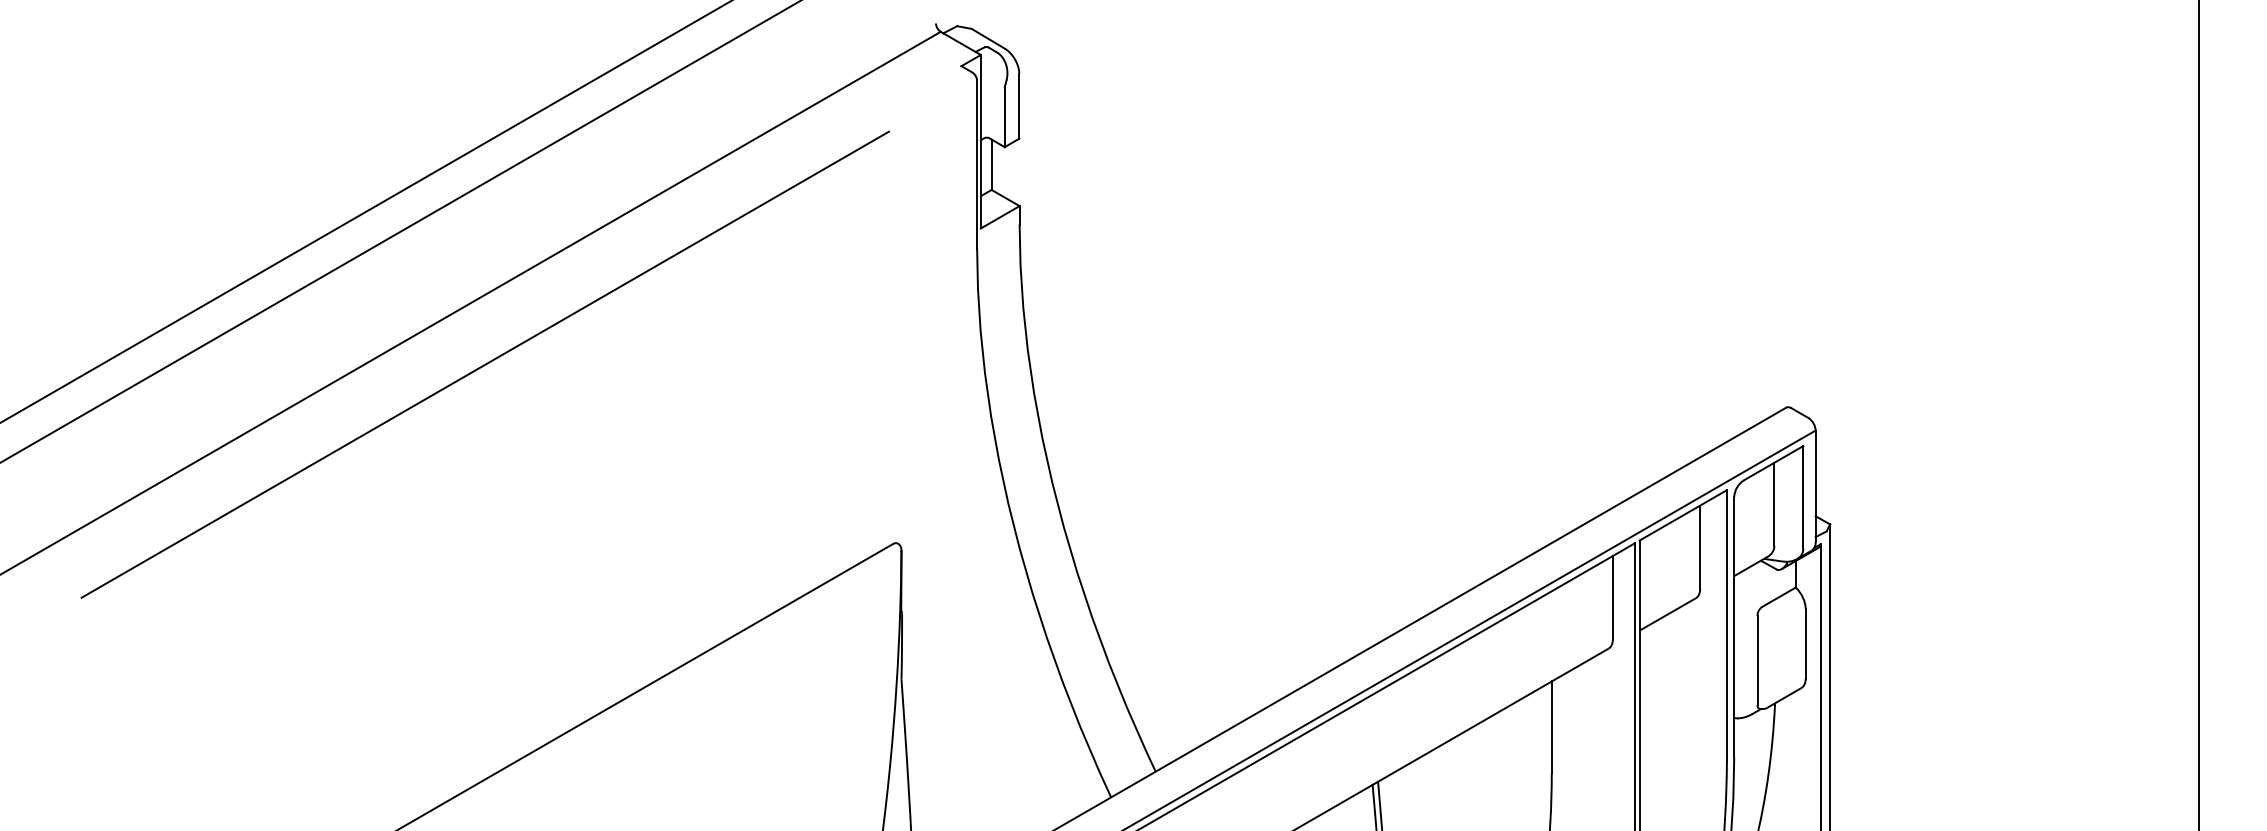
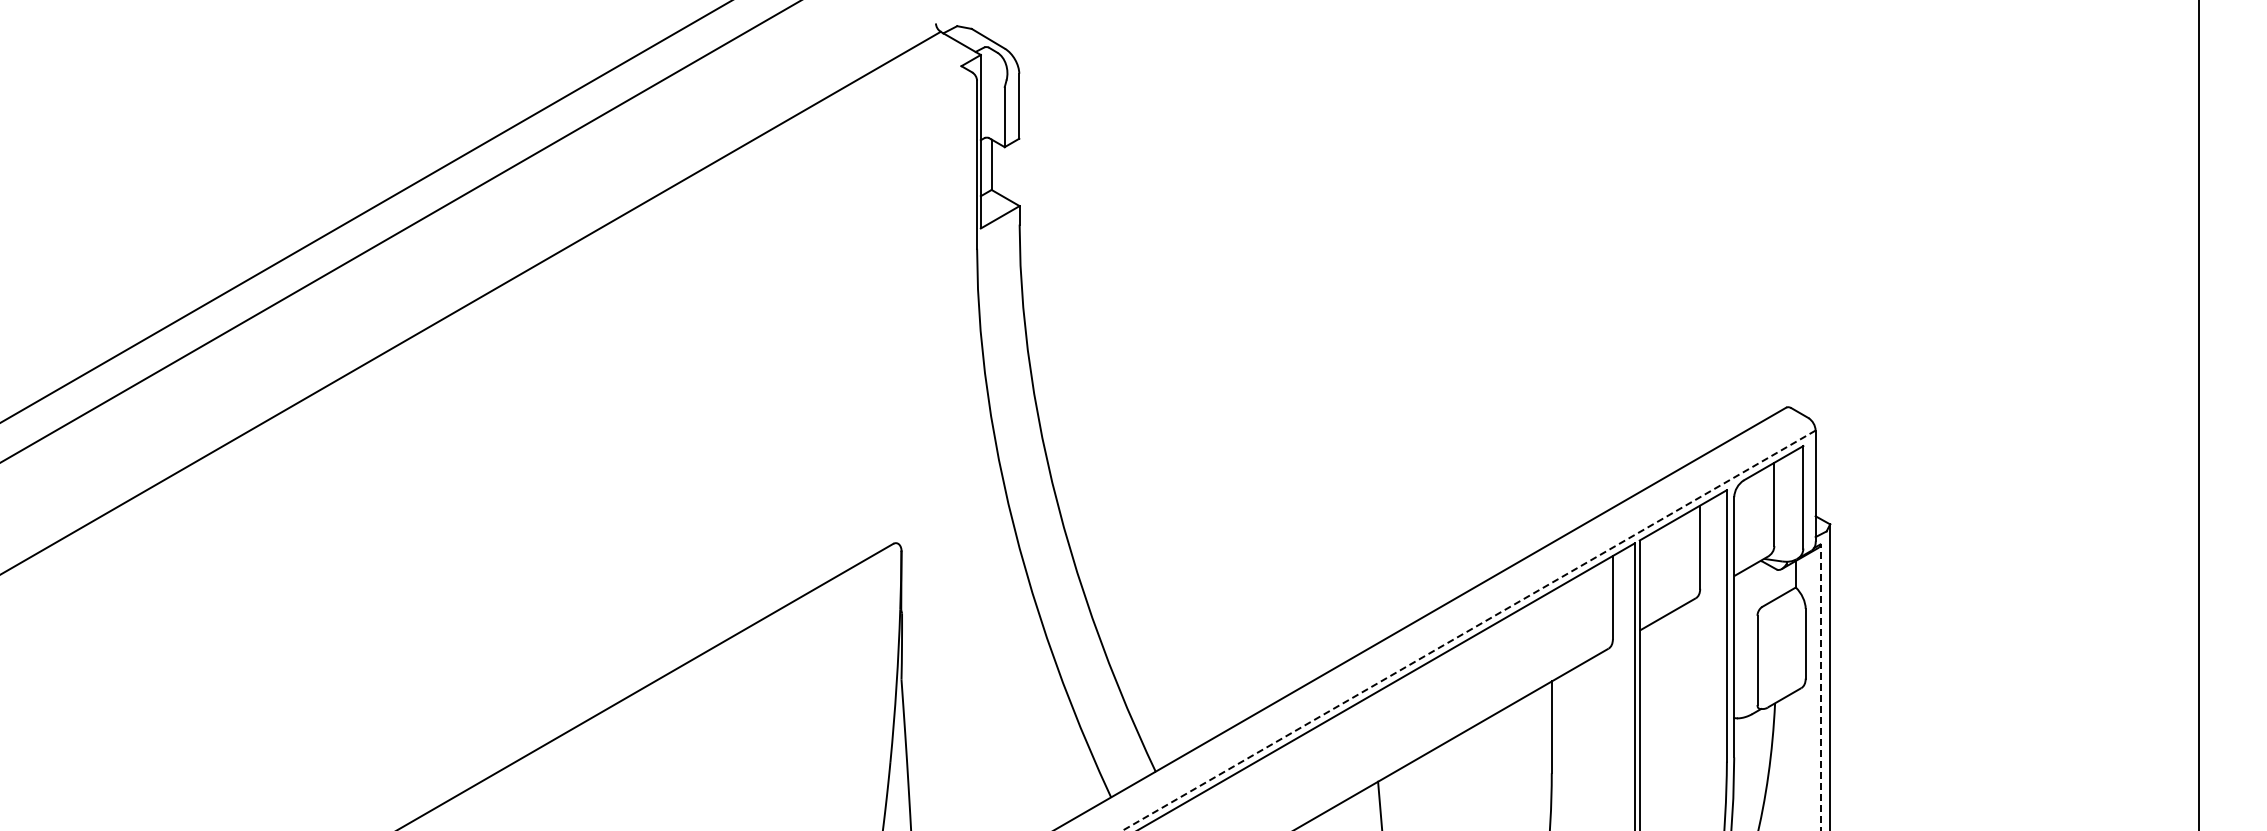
line: present -> none (485, 364)
line: solid -> dashed (1469, 630)
line: solid -> dashed (1820, 687)
line: present -> none (1374, 805)
